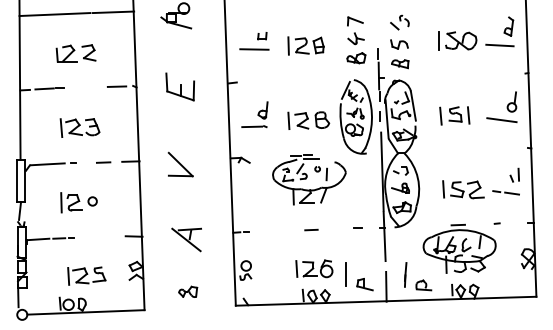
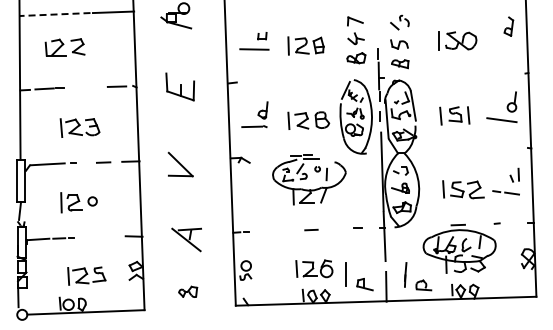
line: solid -> dashed (54, 14)
line: present -> none (499, 45)
part position: (75, 53) -> (64, 47) (64, 47)
